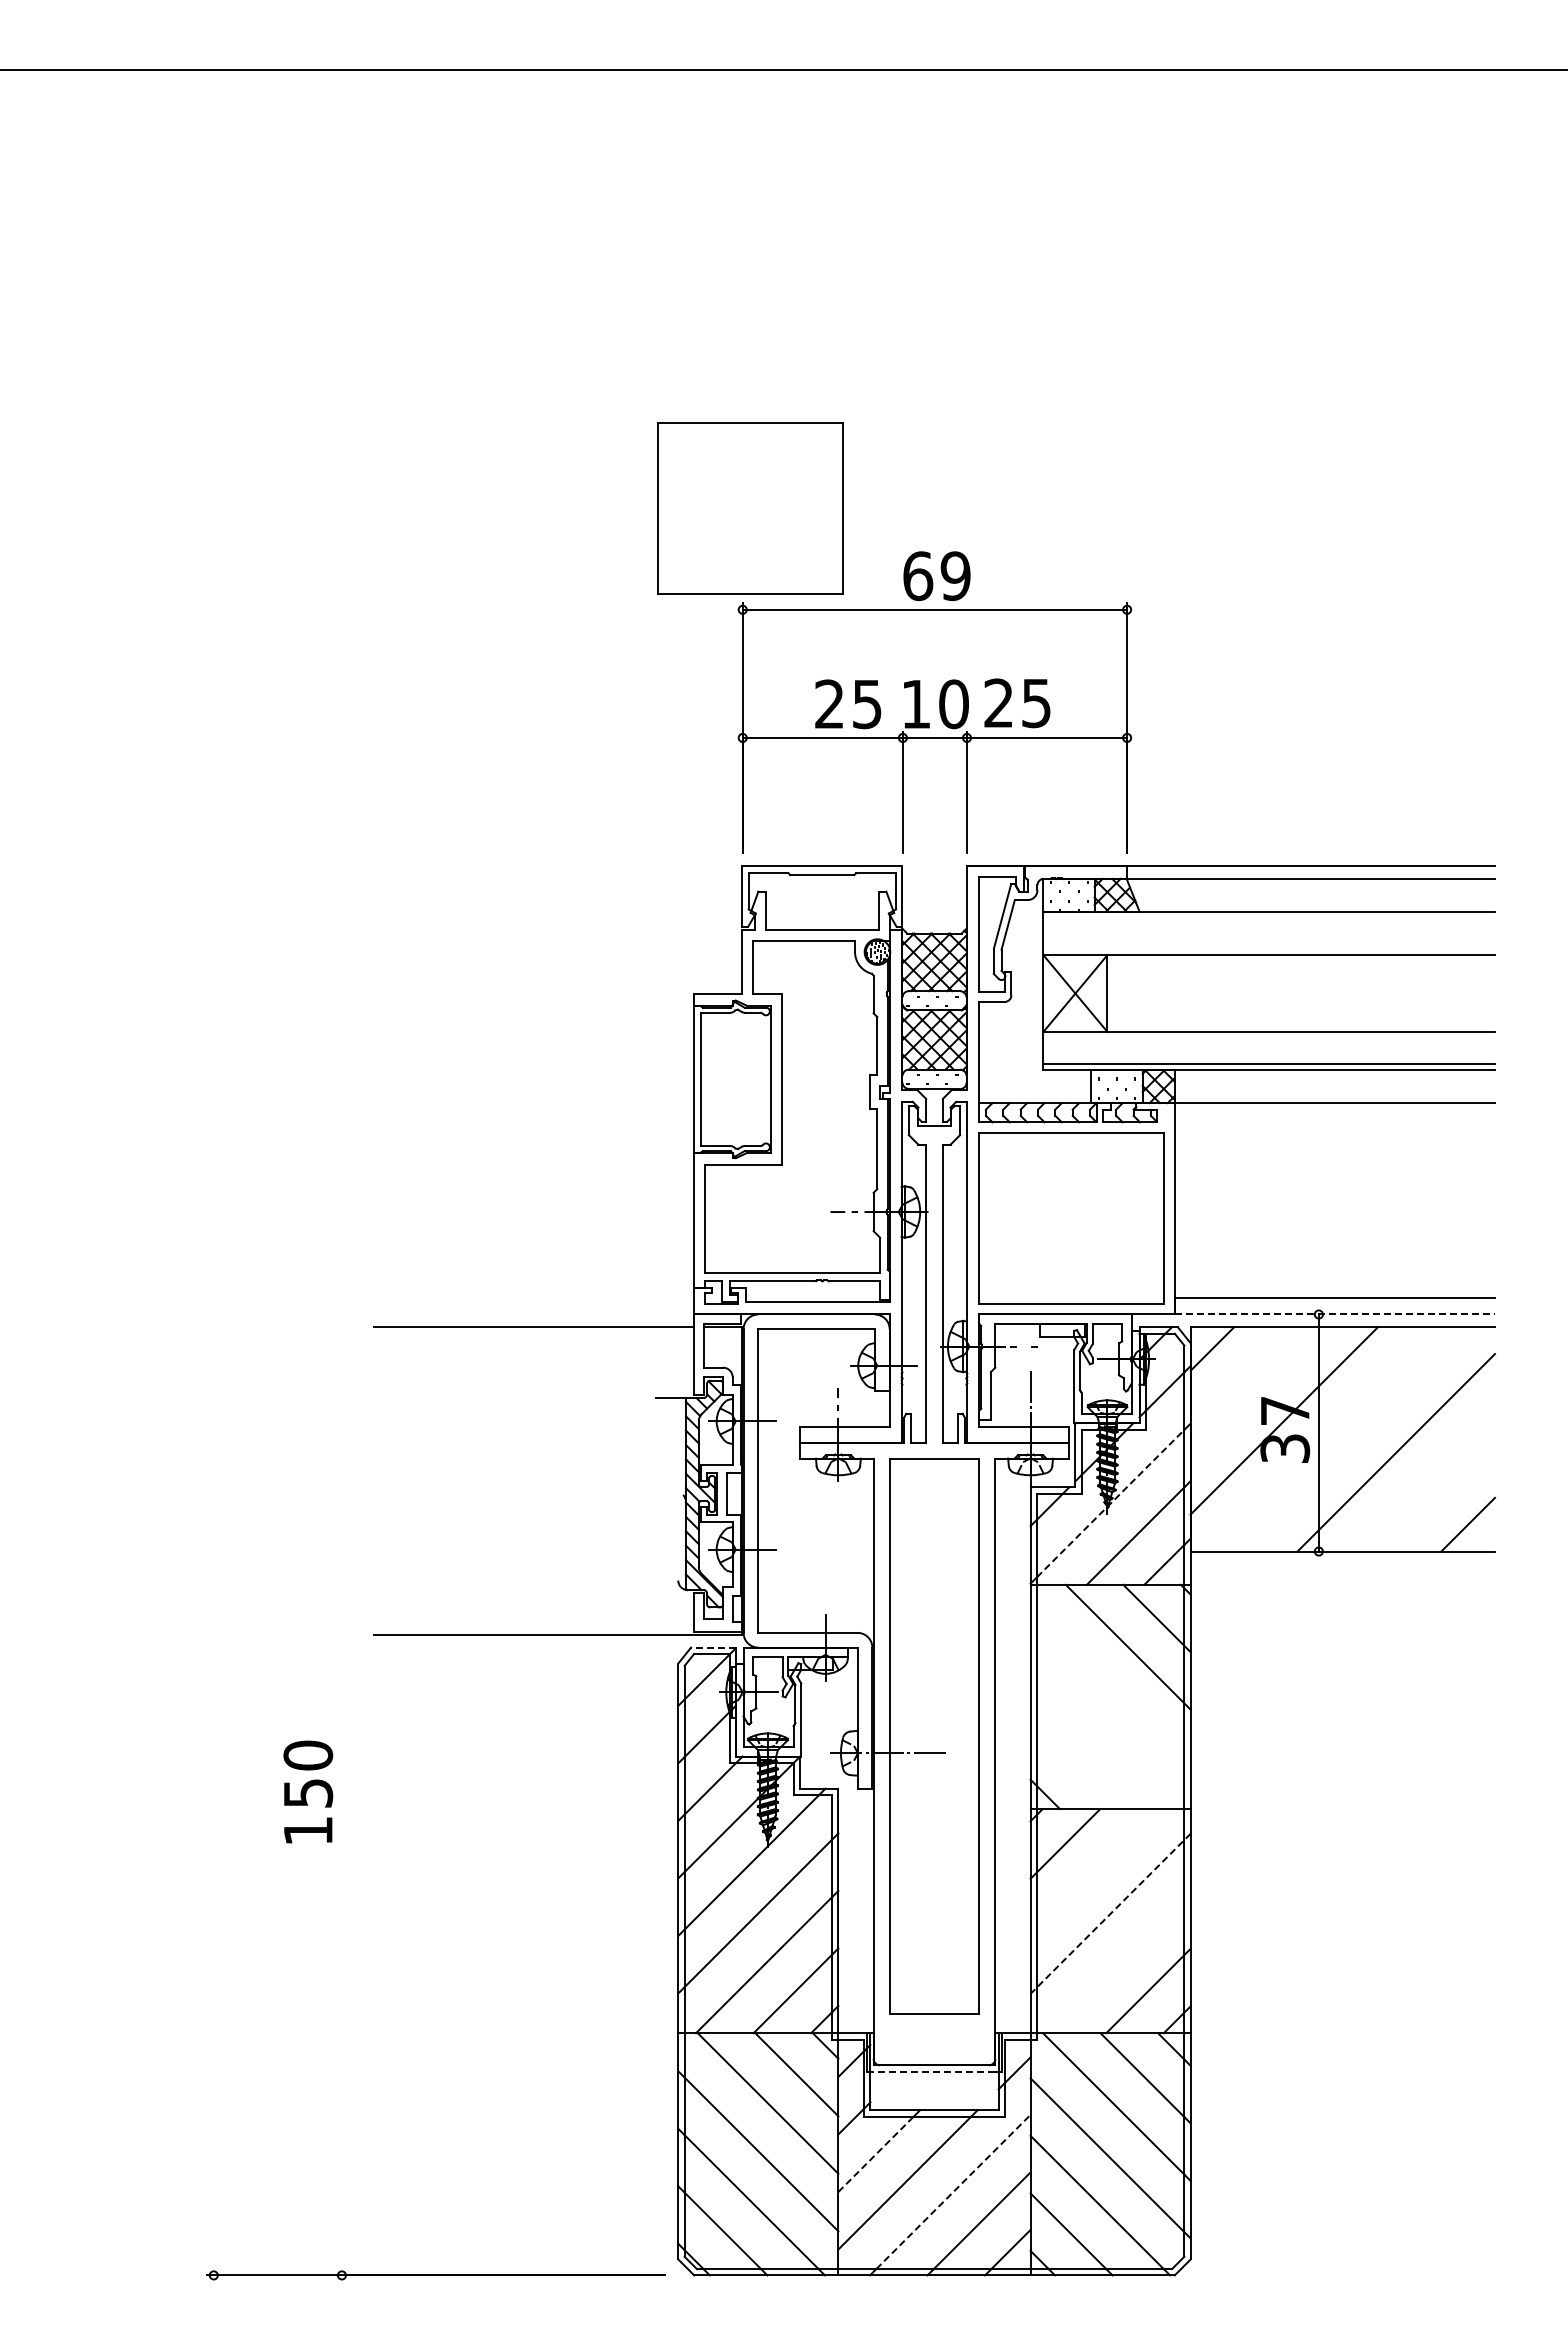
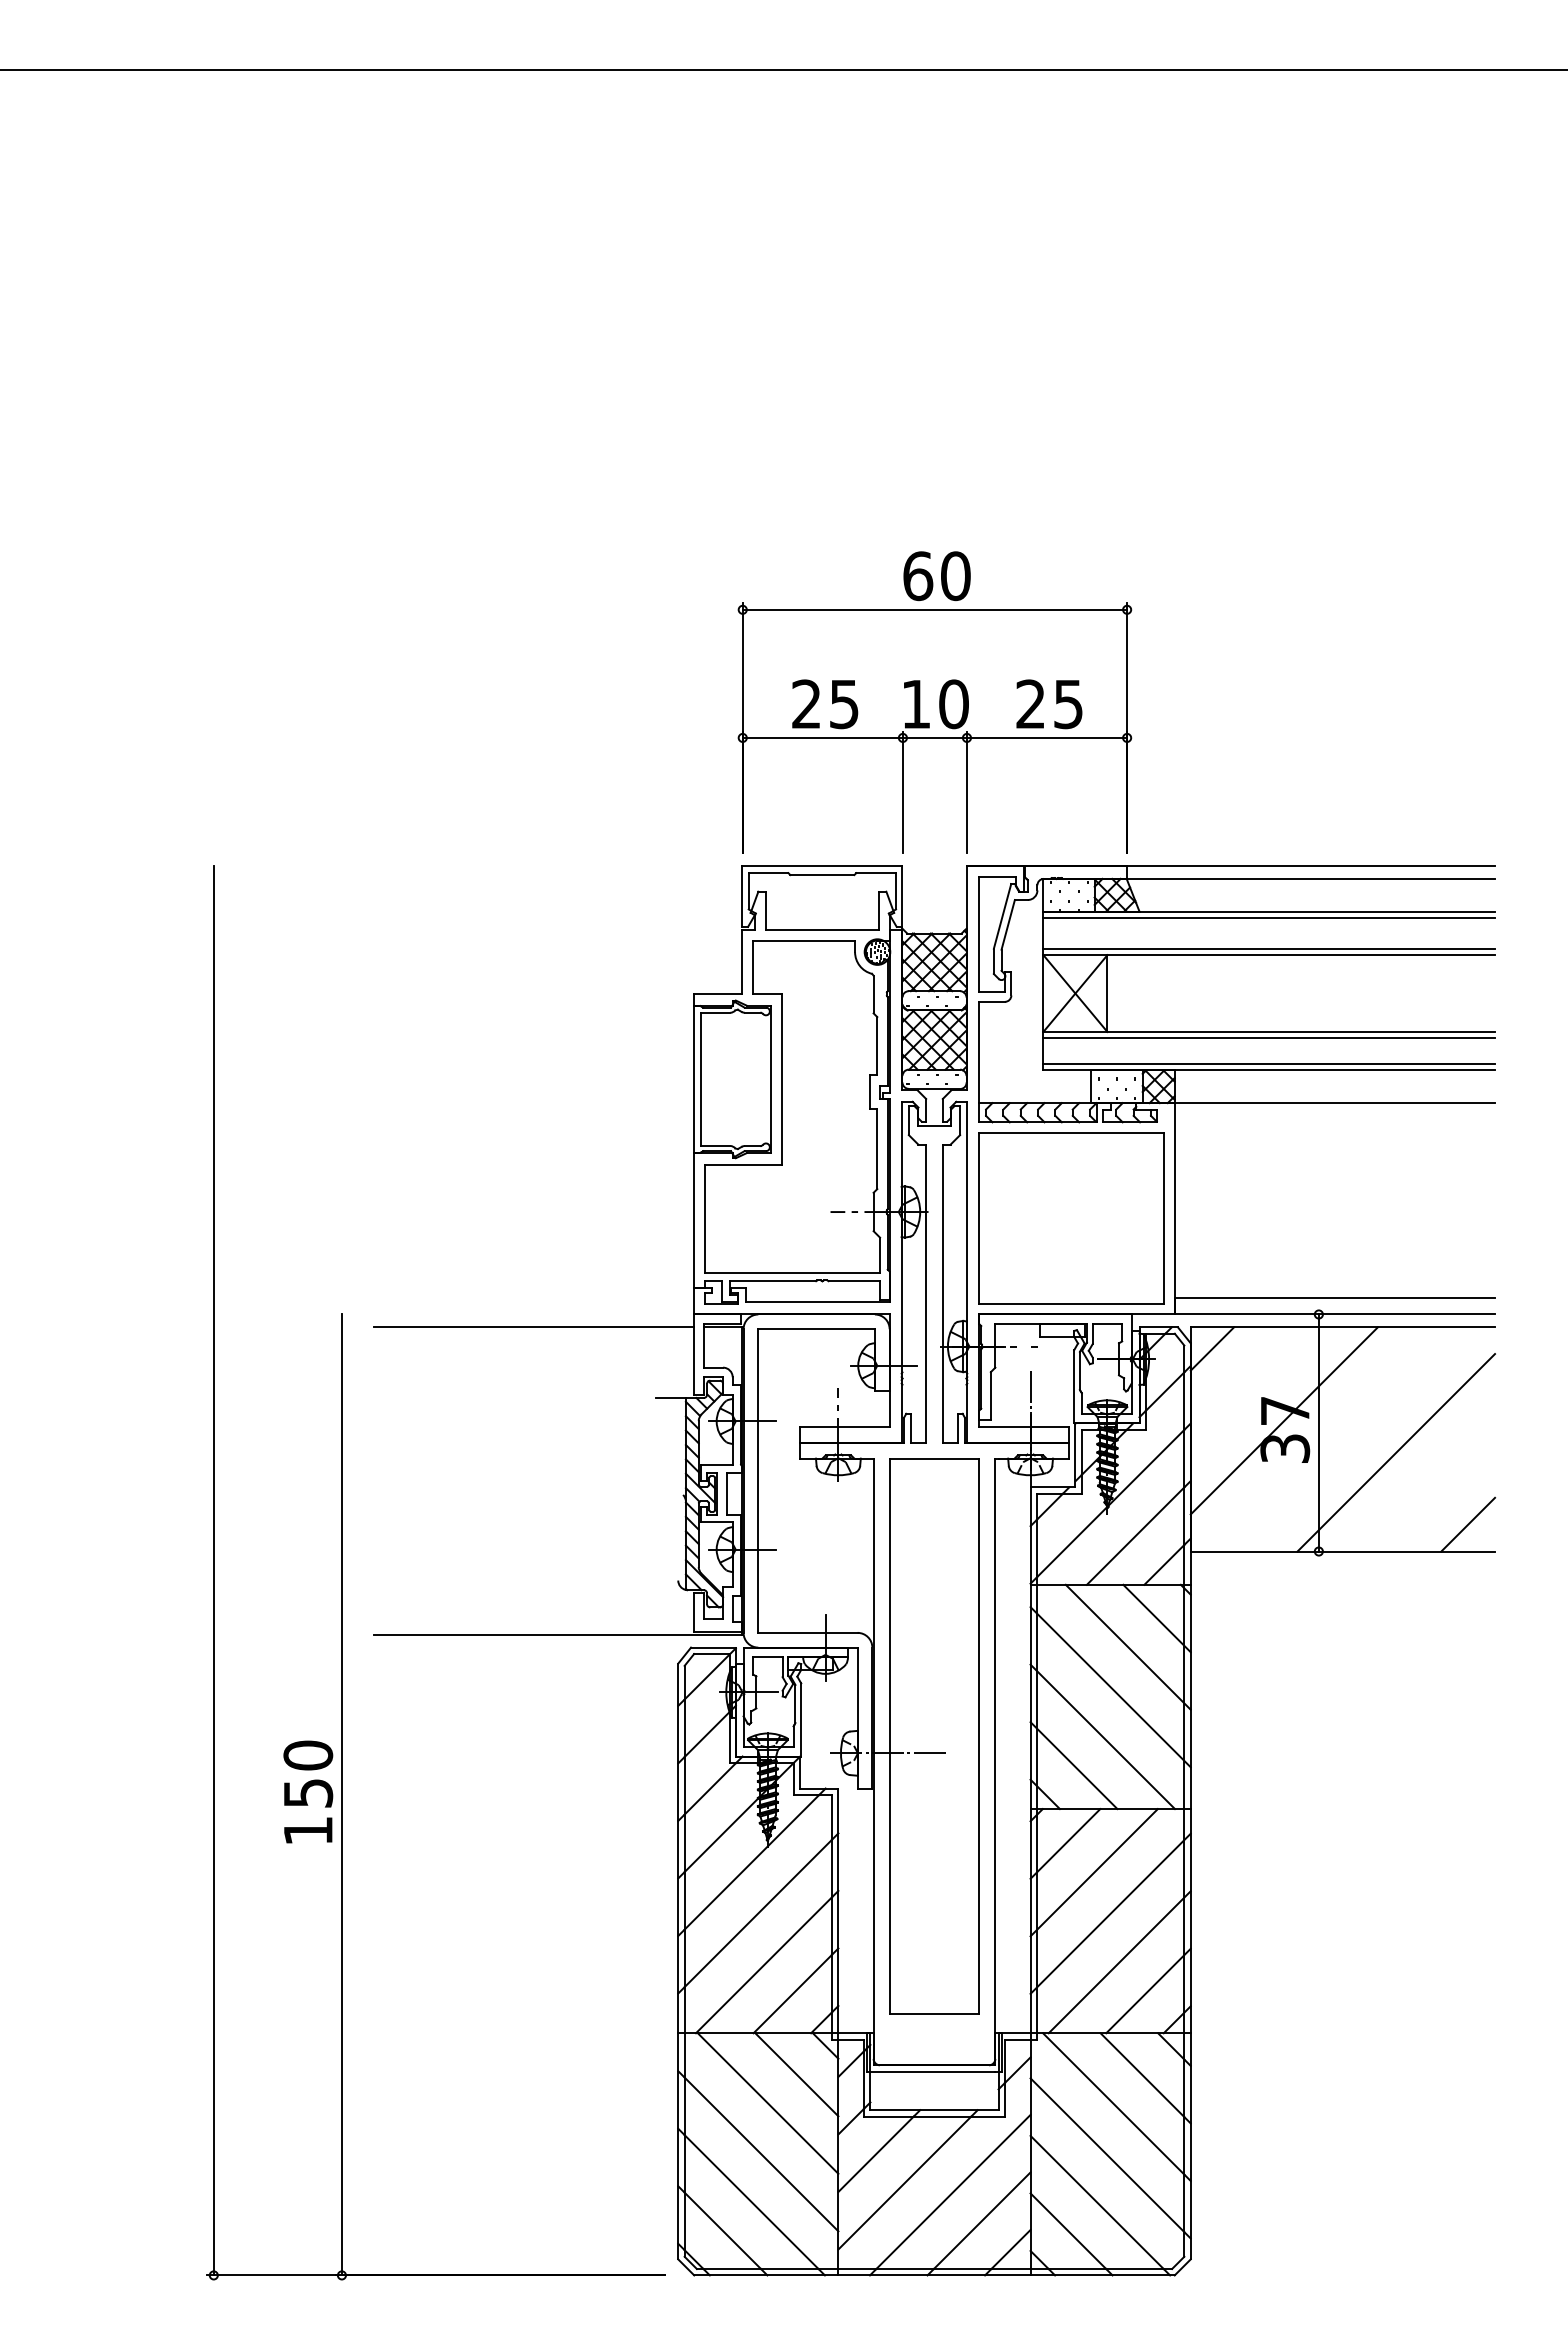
part: present -> none (750, 508)
text: 69 -> 60 (955, 576)
text position: (1017, 703) -> (1049, 704) (1049, 704)
text position: (848, 704) -> (825, 704) (825, 704)
line: none -> present (1269, 917)
line: none -> present (1269, 948)
line: none -> present (1269, 1038)
line: dashed -> solid (1335, 1314)
line: dashed -> solid (1111, 1503)
line: none -> present (213, 1570)
line: dashed -> solid (712, 1647)
line: none -> present (1110, 1687)
line: none -> present (1102, 1736)
line: none -> present (1073, 1765)
line: none -> present (341, 1794)
line: none -> present (1093, 1872)
line: dashed -> solid (1110, 1914)
line: none -> present (1119, 1962)
line: dashed -> solid (931, 2071)
line: dashed -> solid (876, 2153)
line: dashed -> solid (953, 2191)
